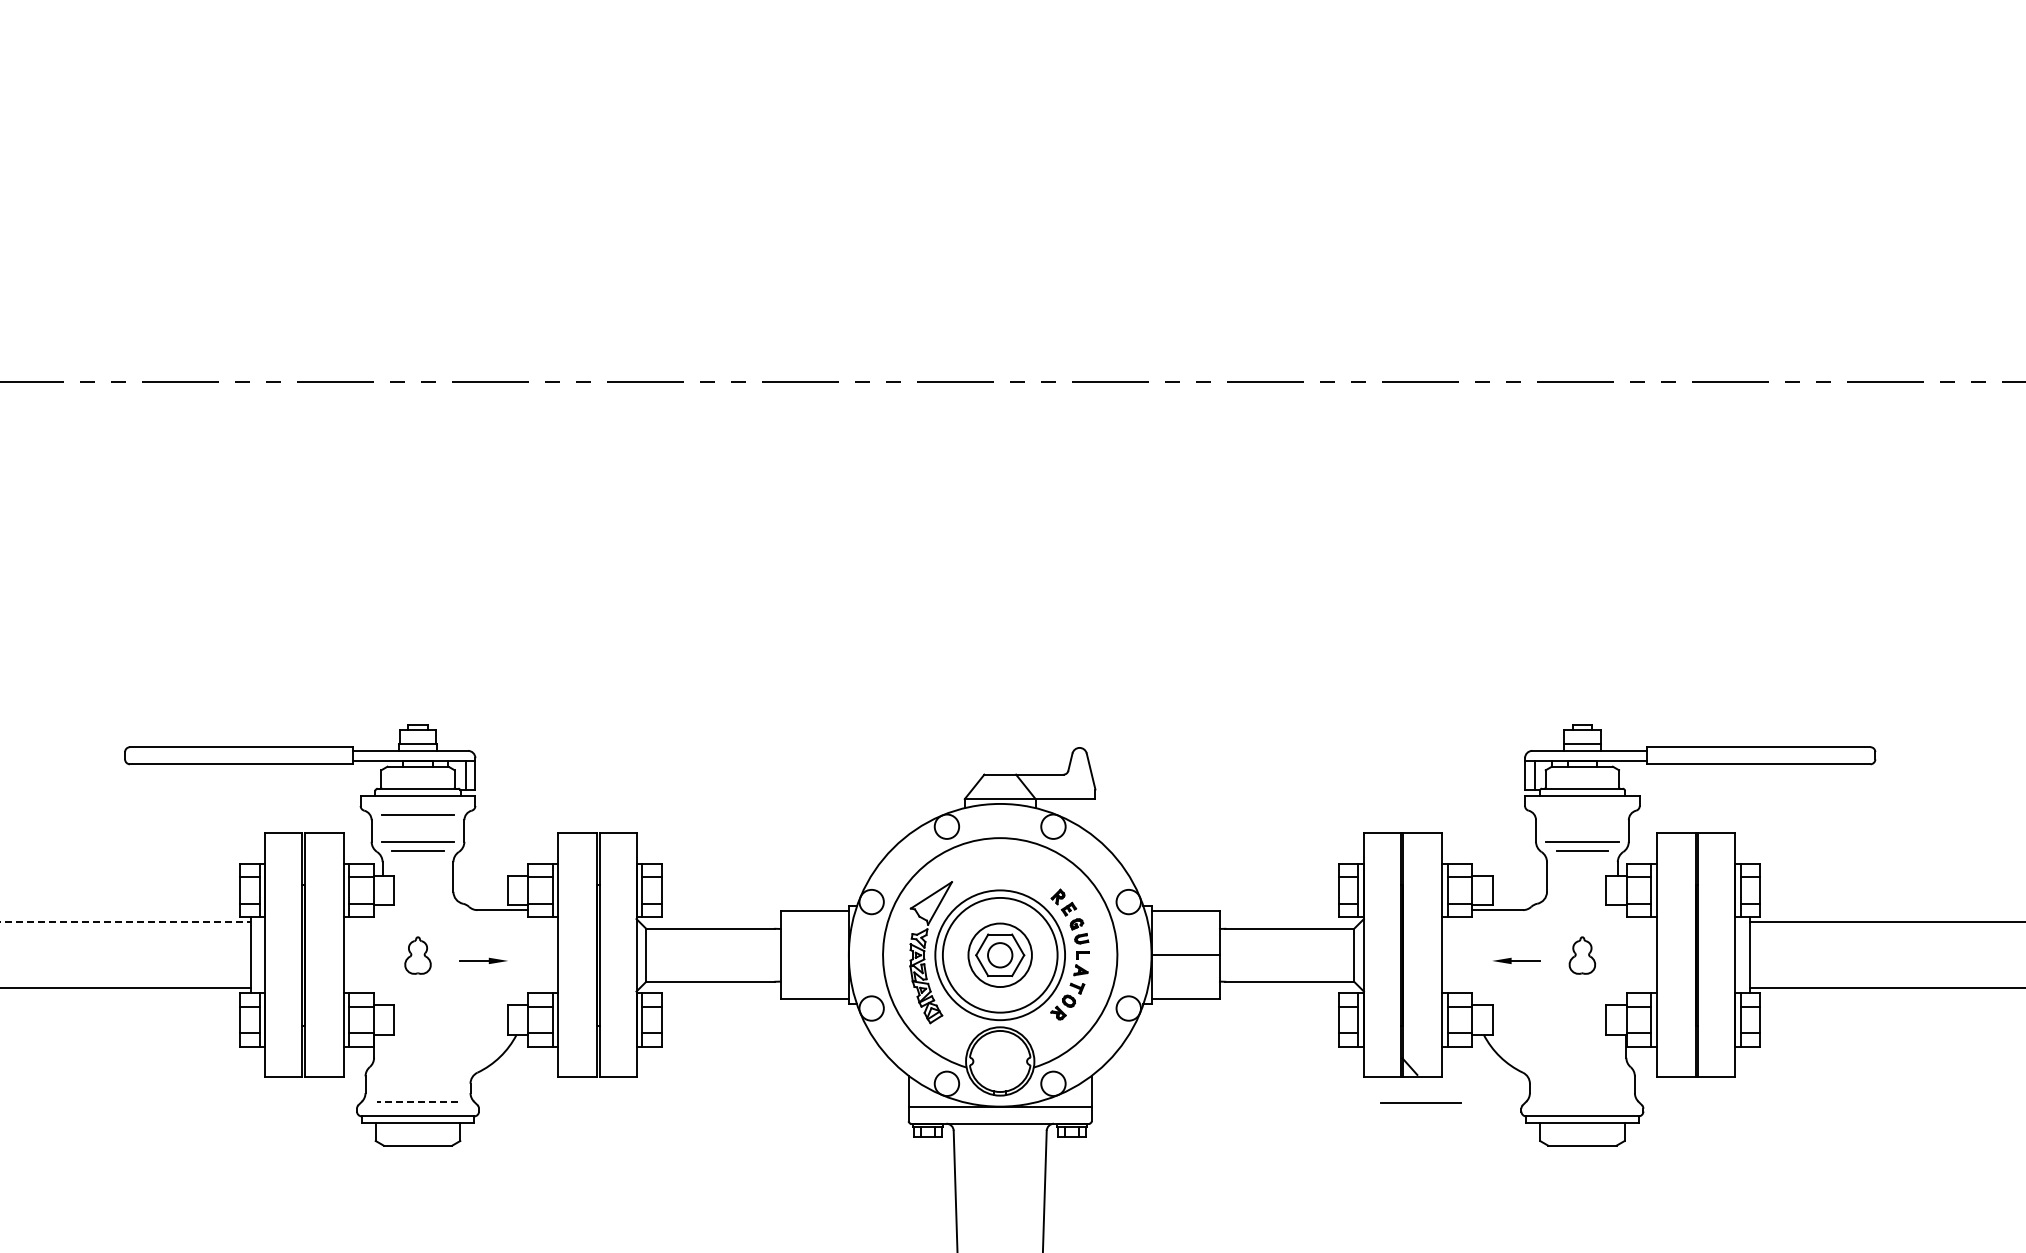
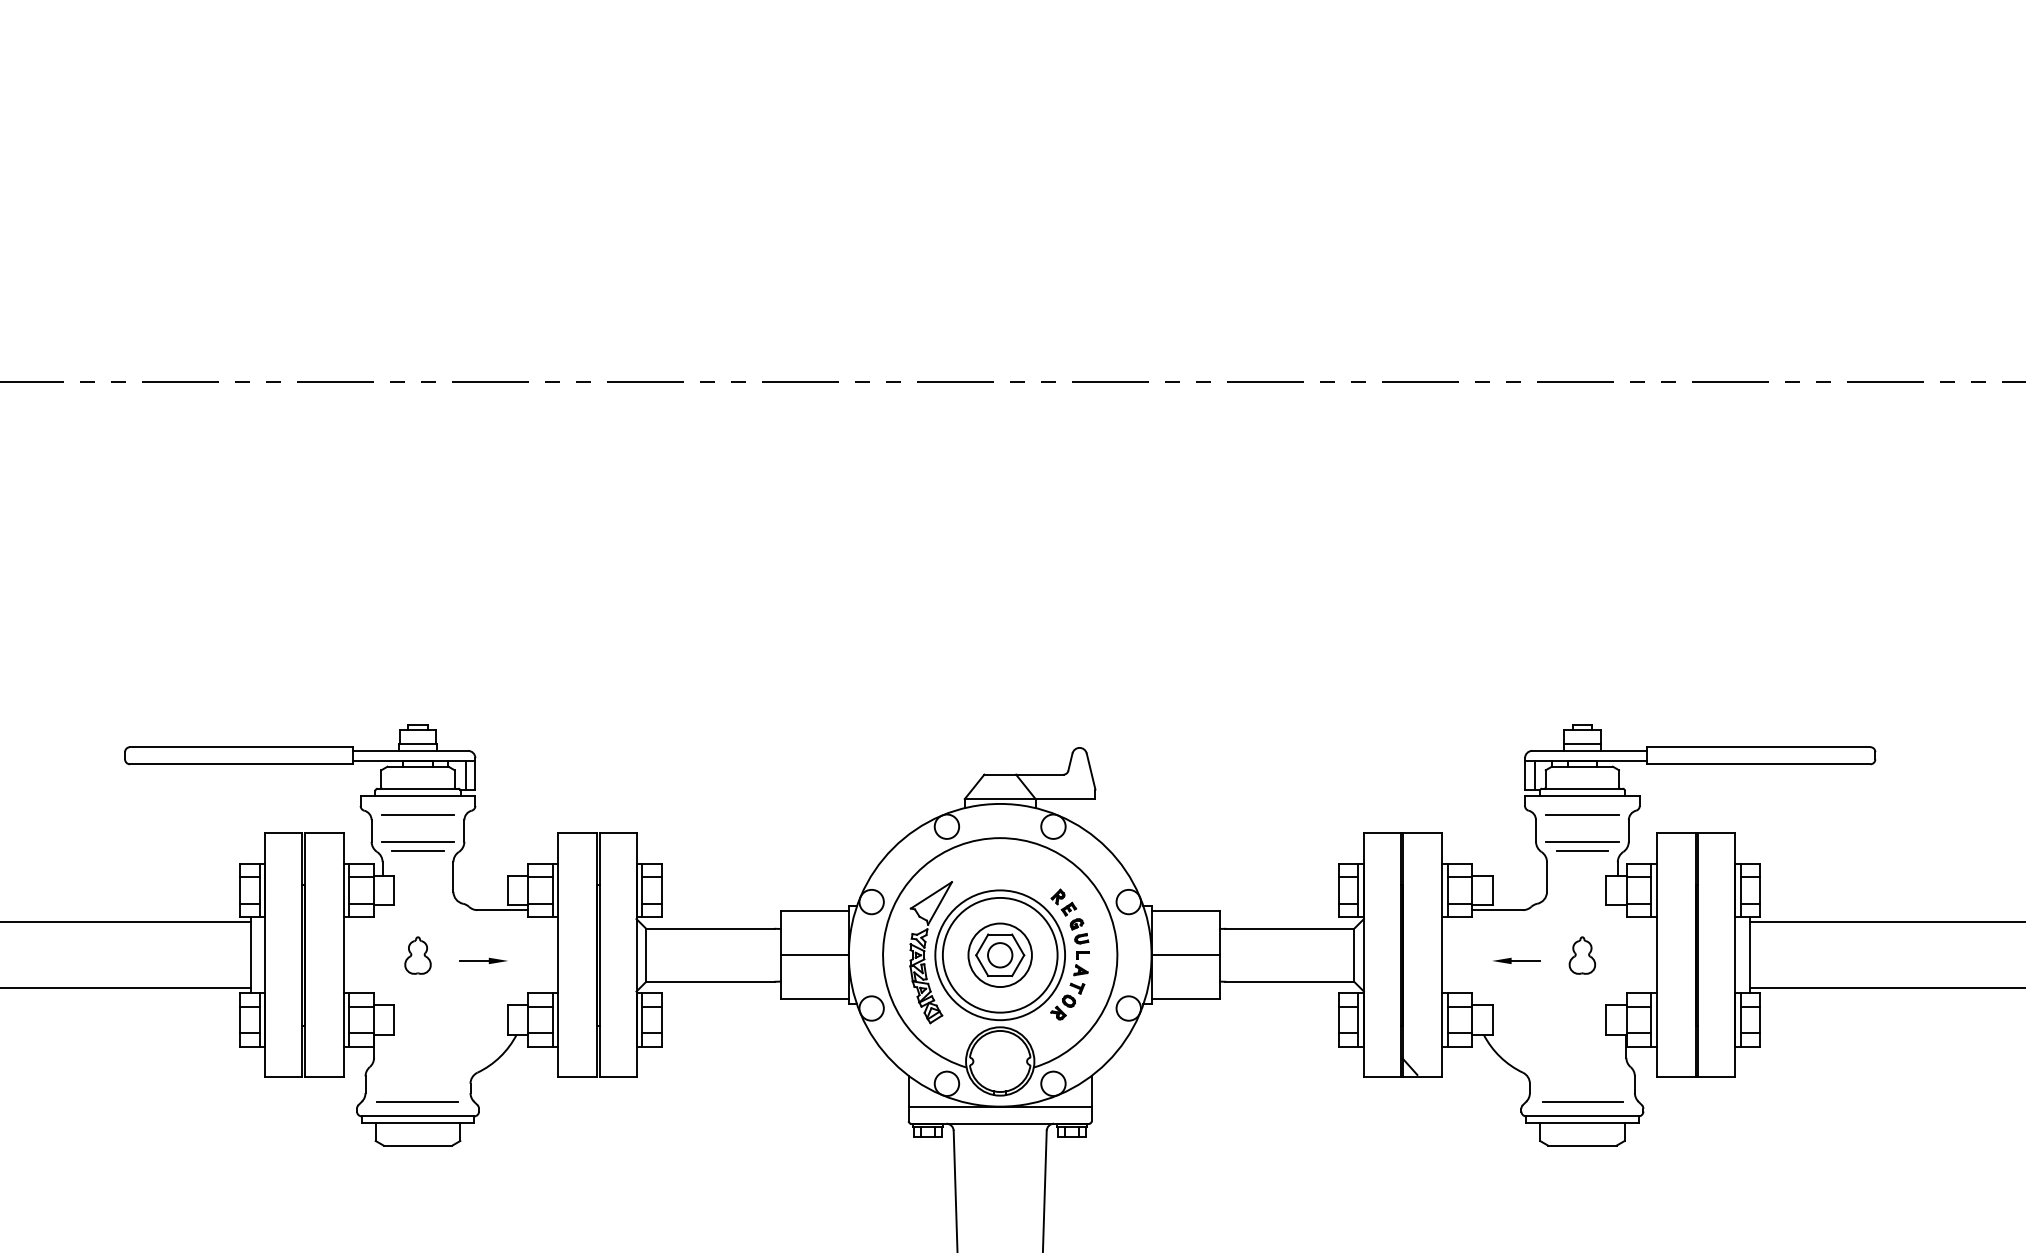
line: none -> present (1582, 814)
line: dashed -> solid (125, 922)
line: none -> present (814, 955)
line: dashed -> solid (416, 1101)
line position: (1420, 1102) -> (1582, 1101) (1582, 1101)
